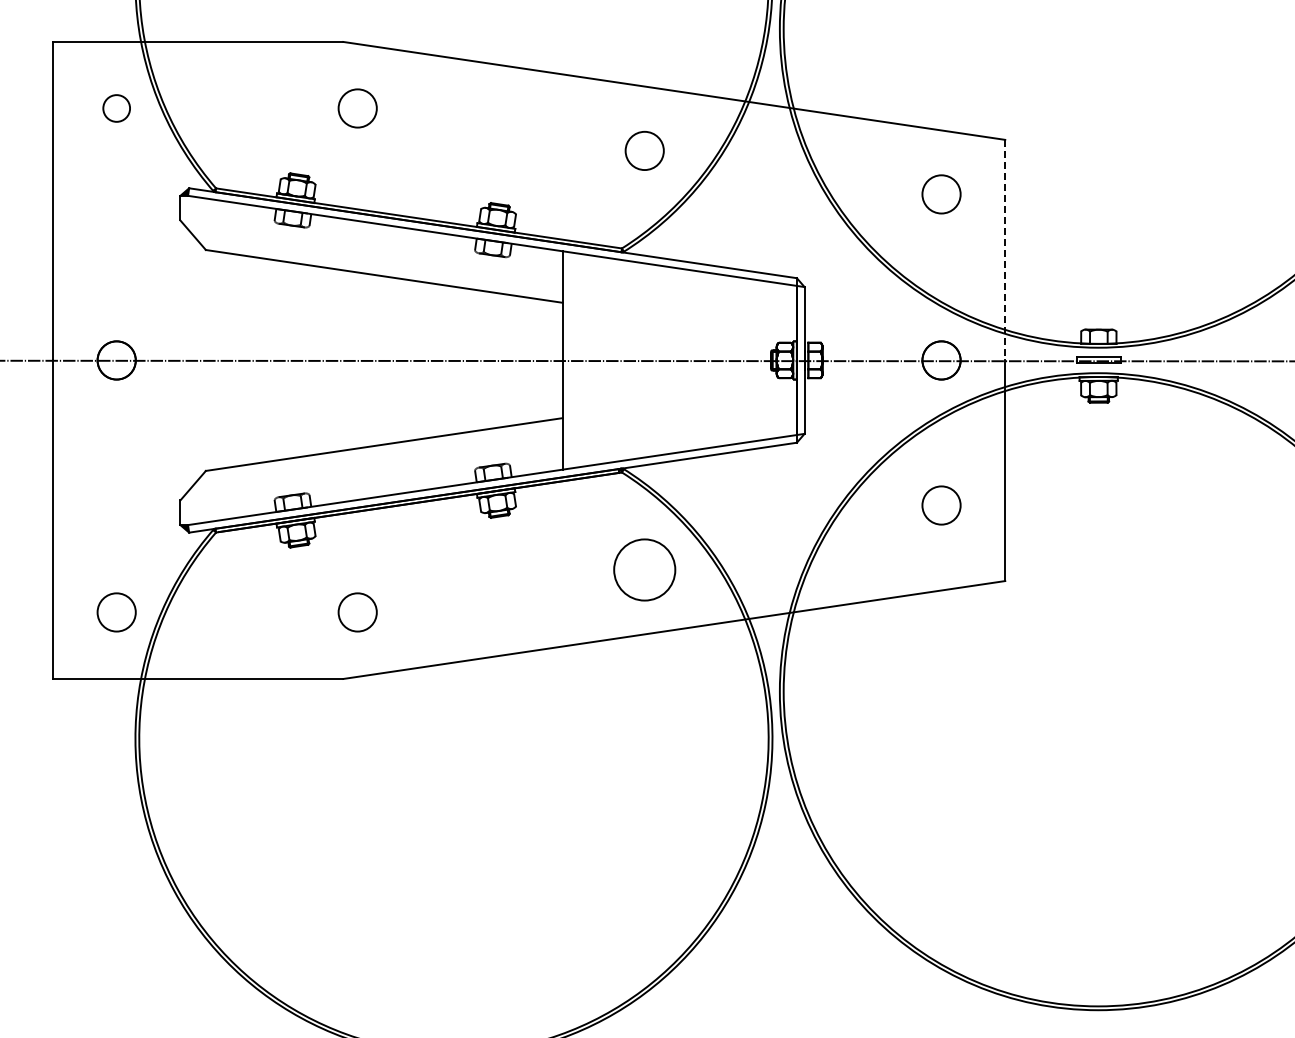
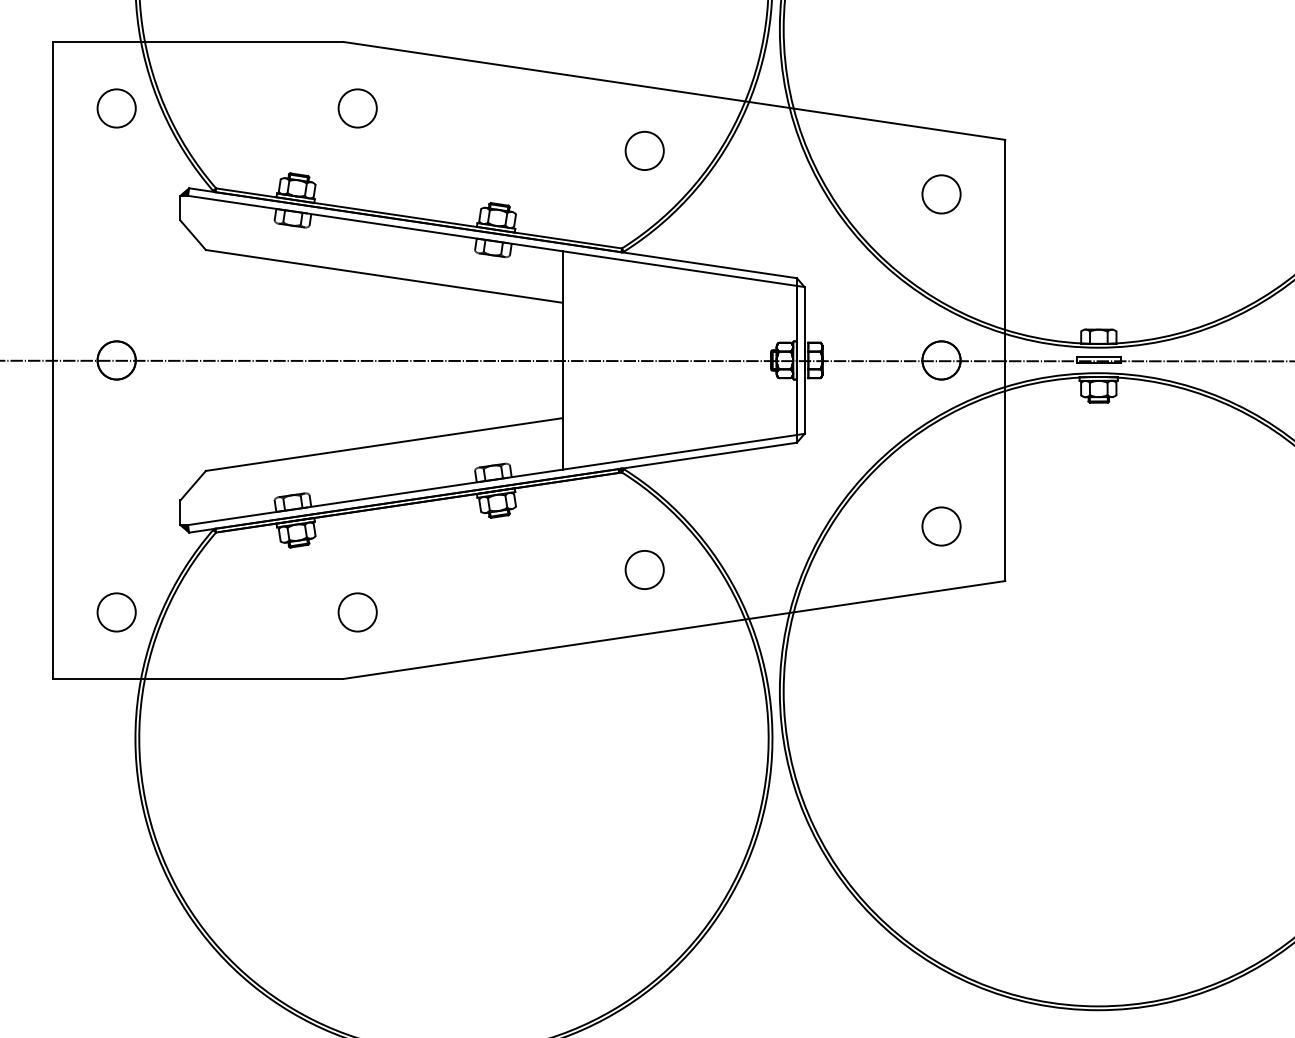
circle diameter: 27 px -> 38 px (116, 108)
line: dashed -> solid (1005, 250)
circle position: (941, 505) -> (941, 526) (941, 526)
circle diameter: 61 px -> 38 px (644, 569)
